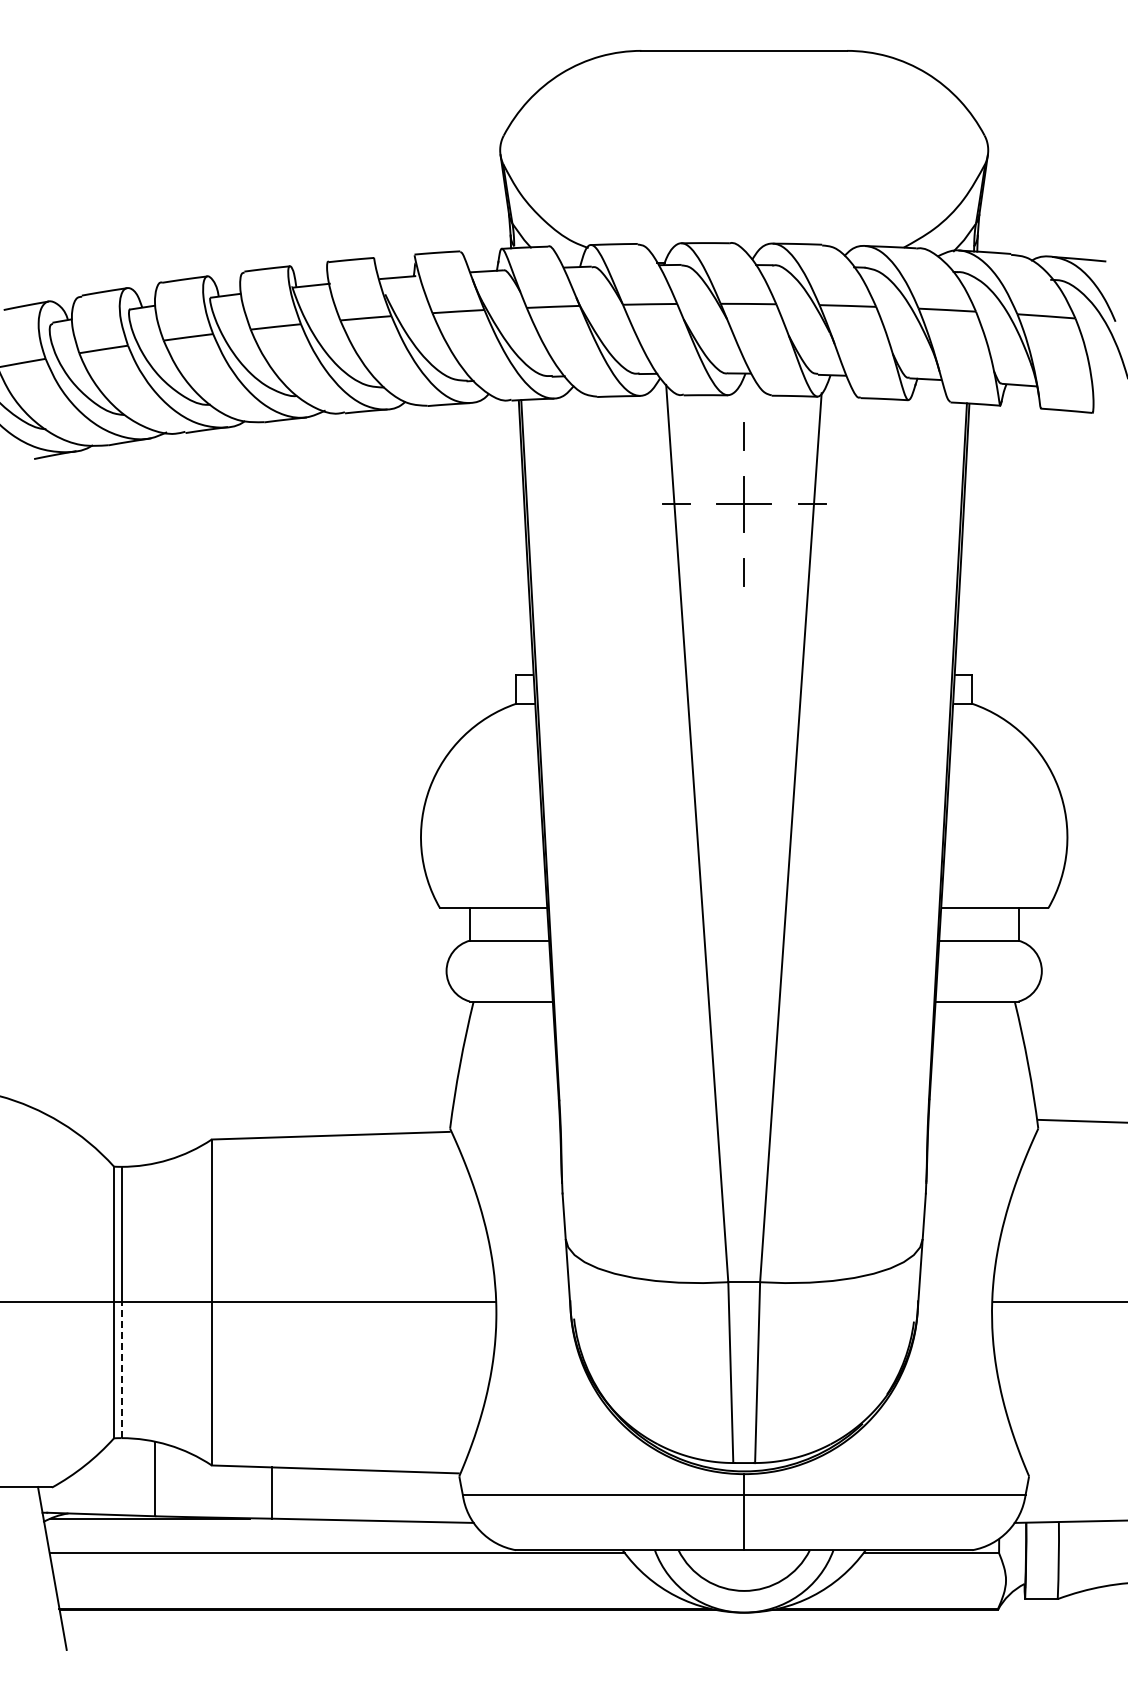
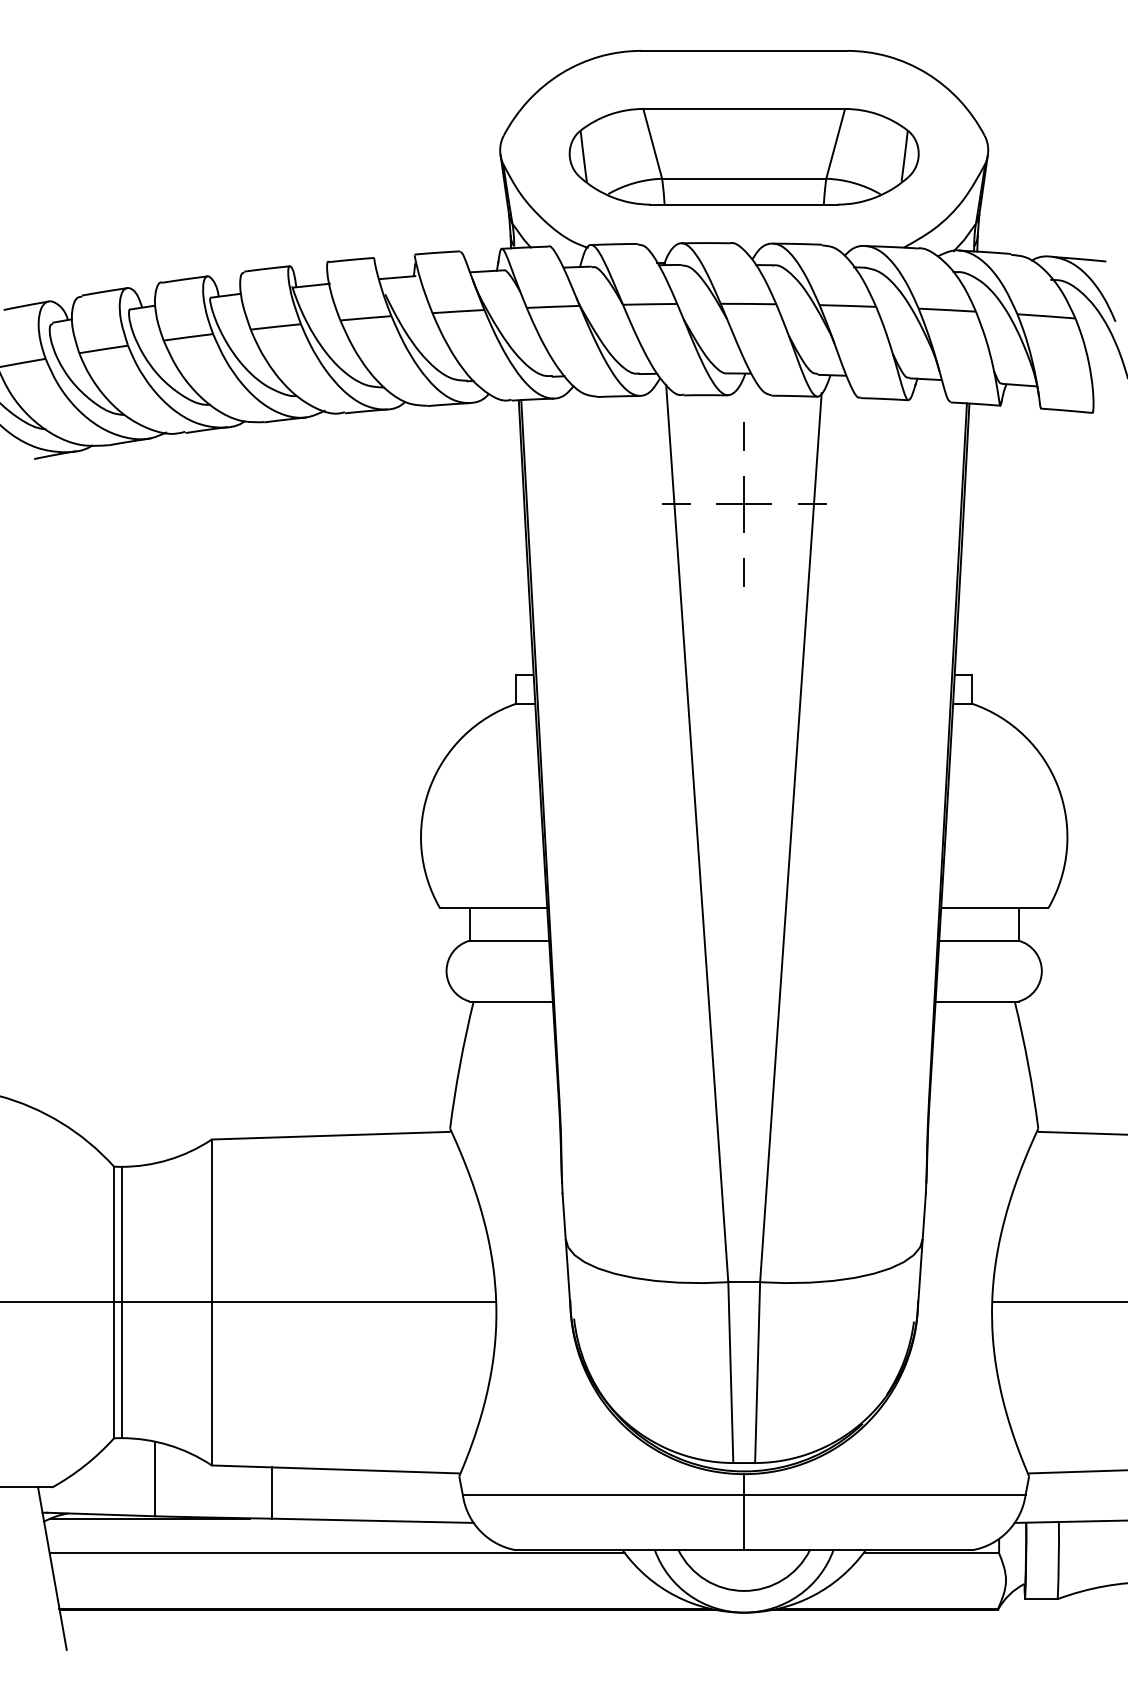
part: none -> present (743, 156)
line position: (1081, 1120) -> (1081, 1132) (1081, 1132)
line: dashed -> solid (121, 1370)
line: none -> present (1076, 1471)
